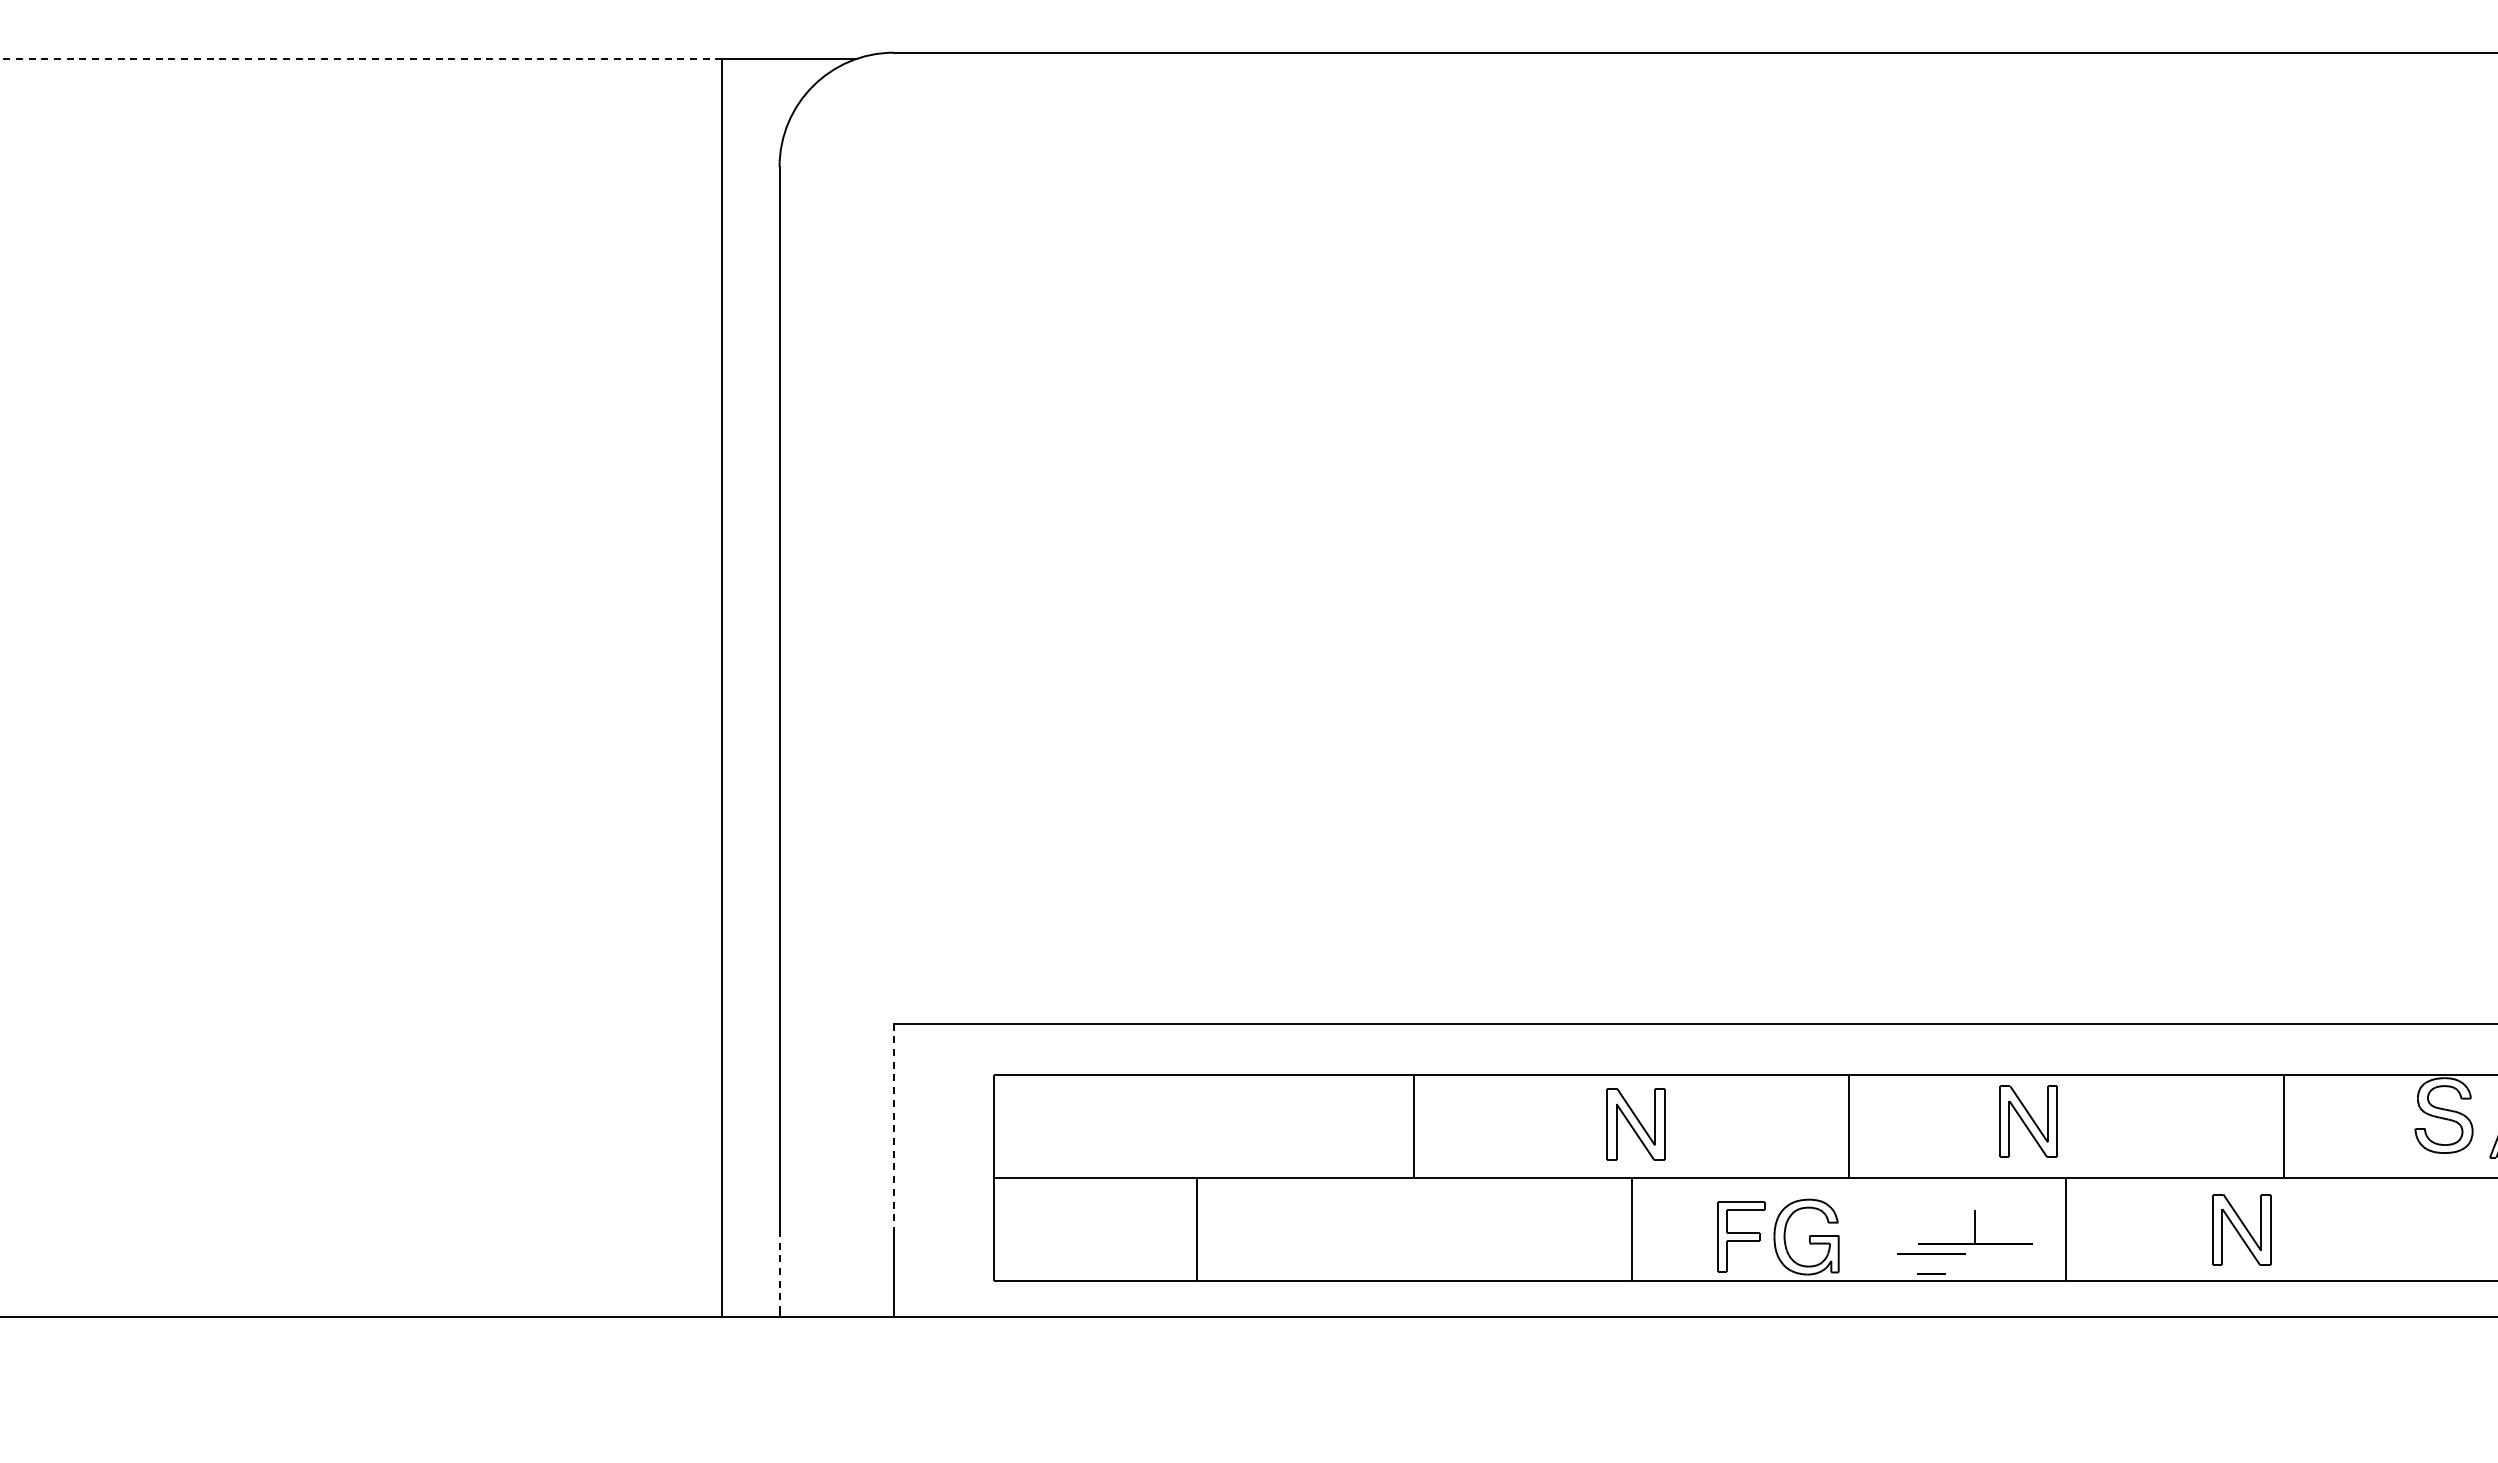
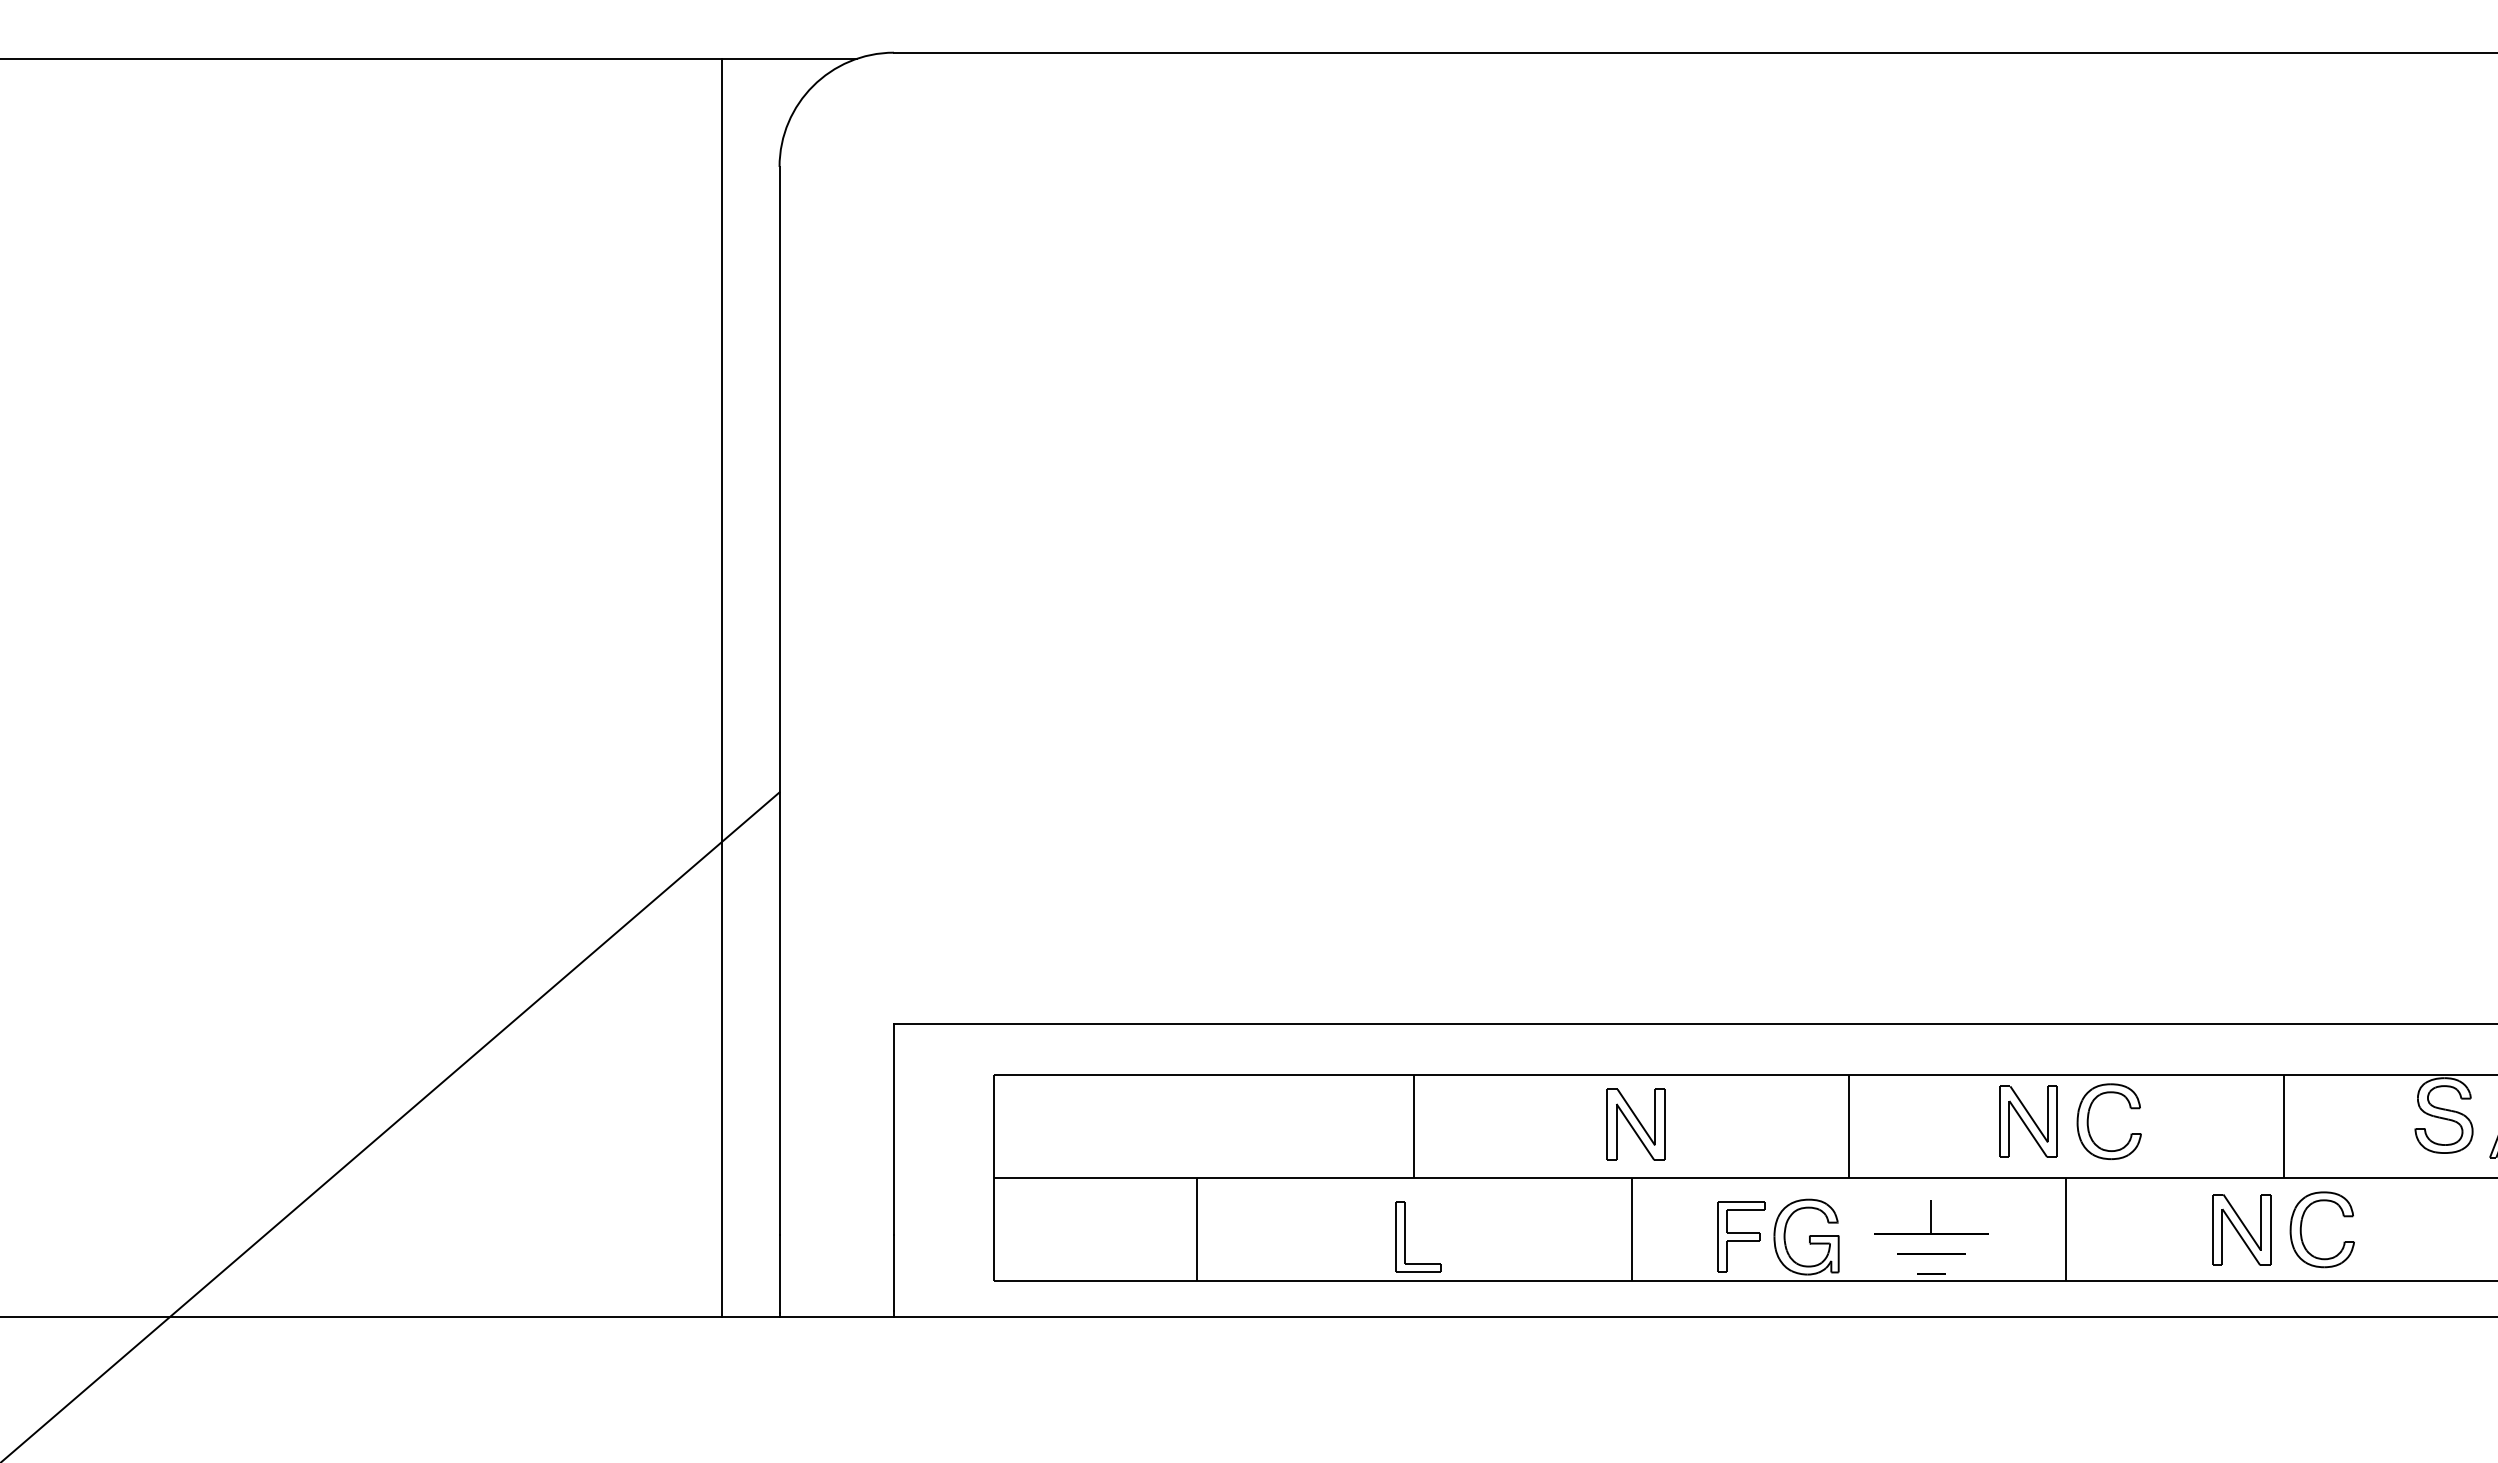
line: dashed -> solid (361, 58)
part: none -> present (2089, 1115)
line: none -> present (391, 1125)
line: dashed -> solid (894, 1129)
part: none -> present (2302, 1223)
part position: (1975, 1227) -> (1931, 1217) (1931, 1217)
part: none -> present (1405, 1236)
line: dashed -> solid (779, 1273)
